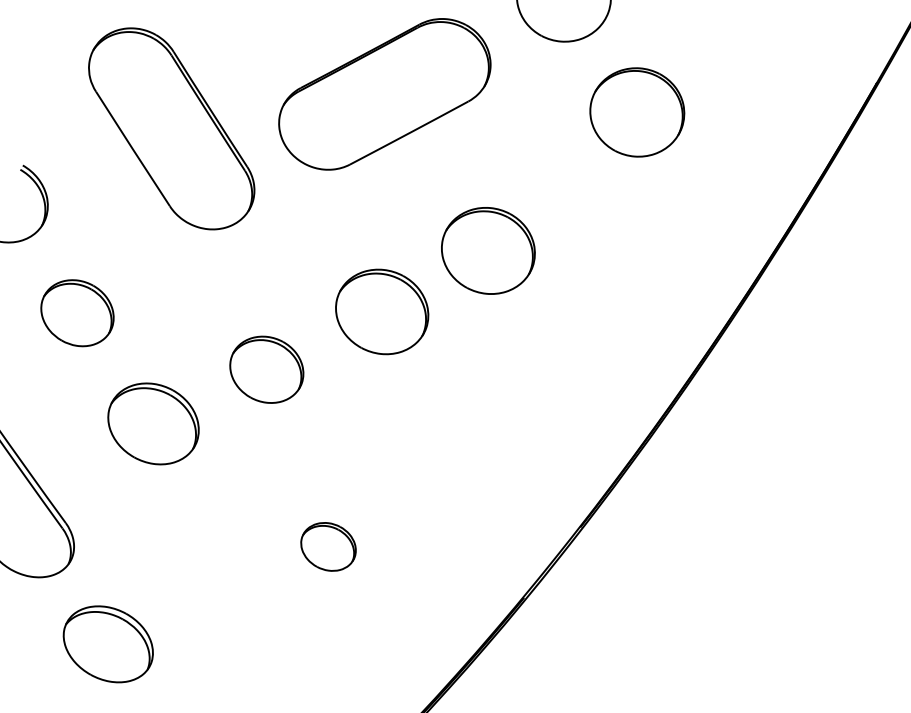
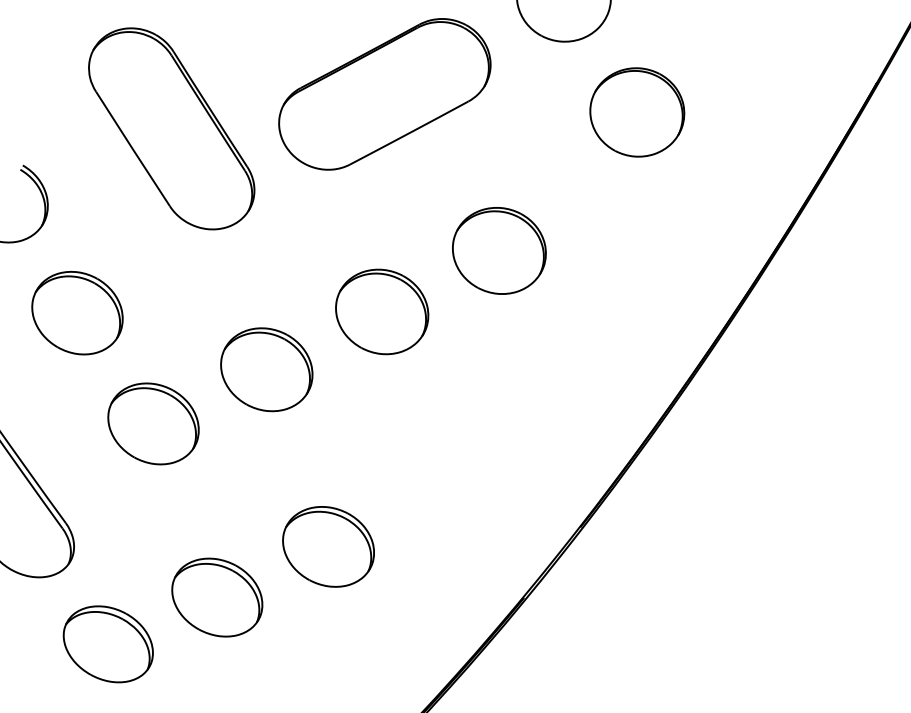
part position: (488, 250) -> (499, 250) (499, 250)
part size: 75x69 px -> 93x85 px (77, 313)
part size: 76x69 px -> 94x86 px (266, 369)
part size: 57x50 px -> 93x82 px (328, 546)
part: none -> present (217, 597)
